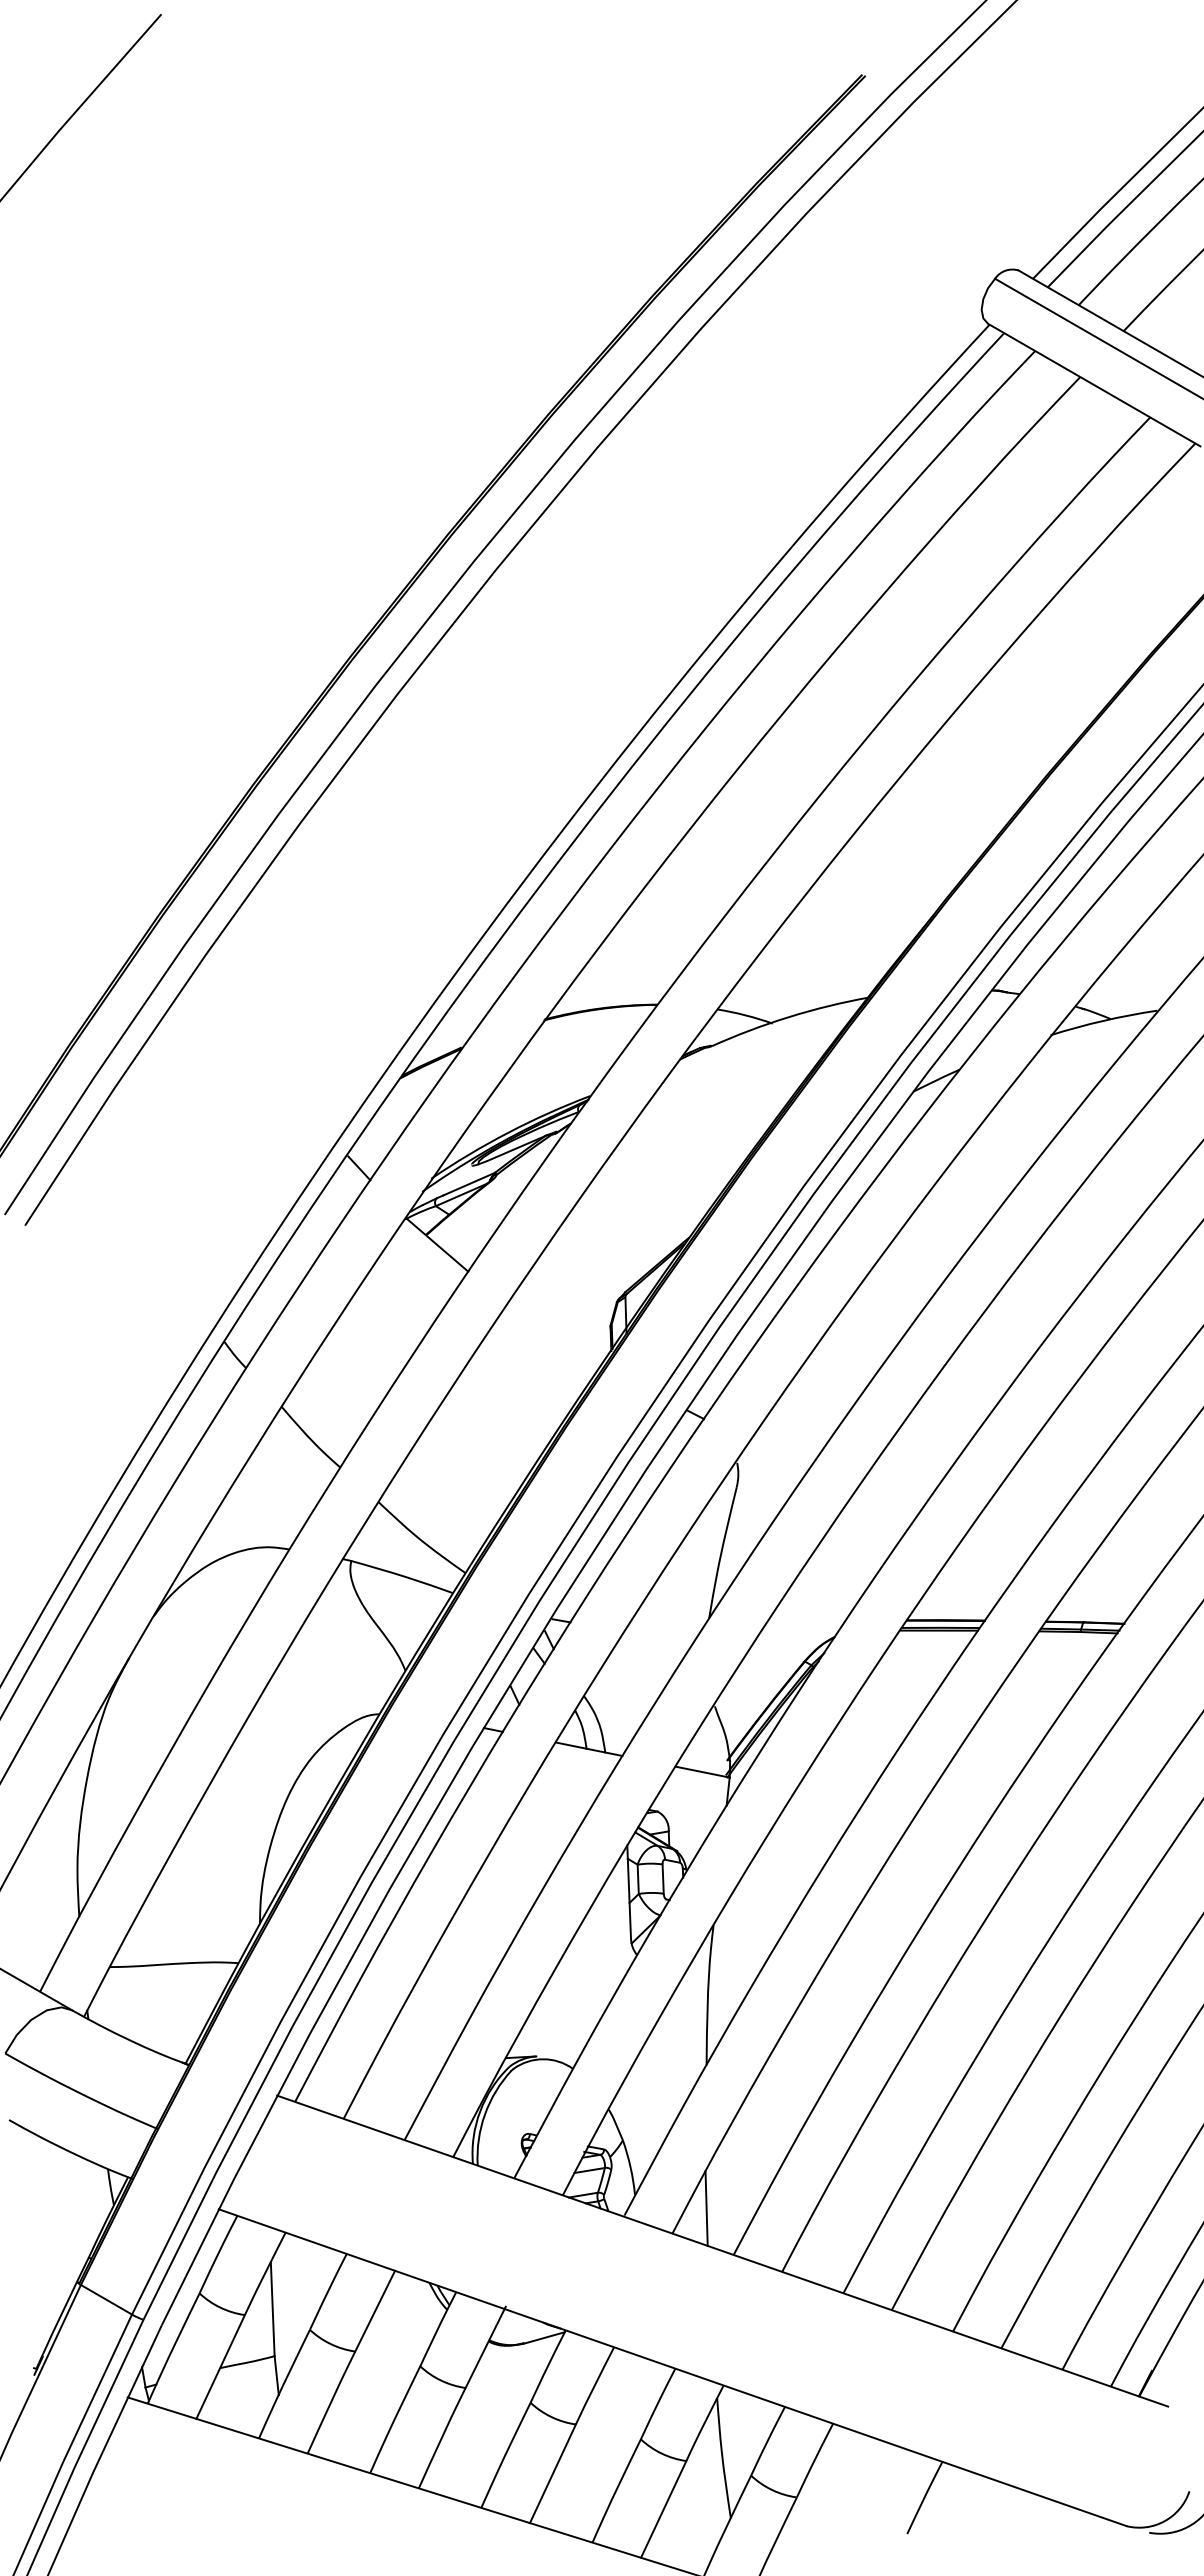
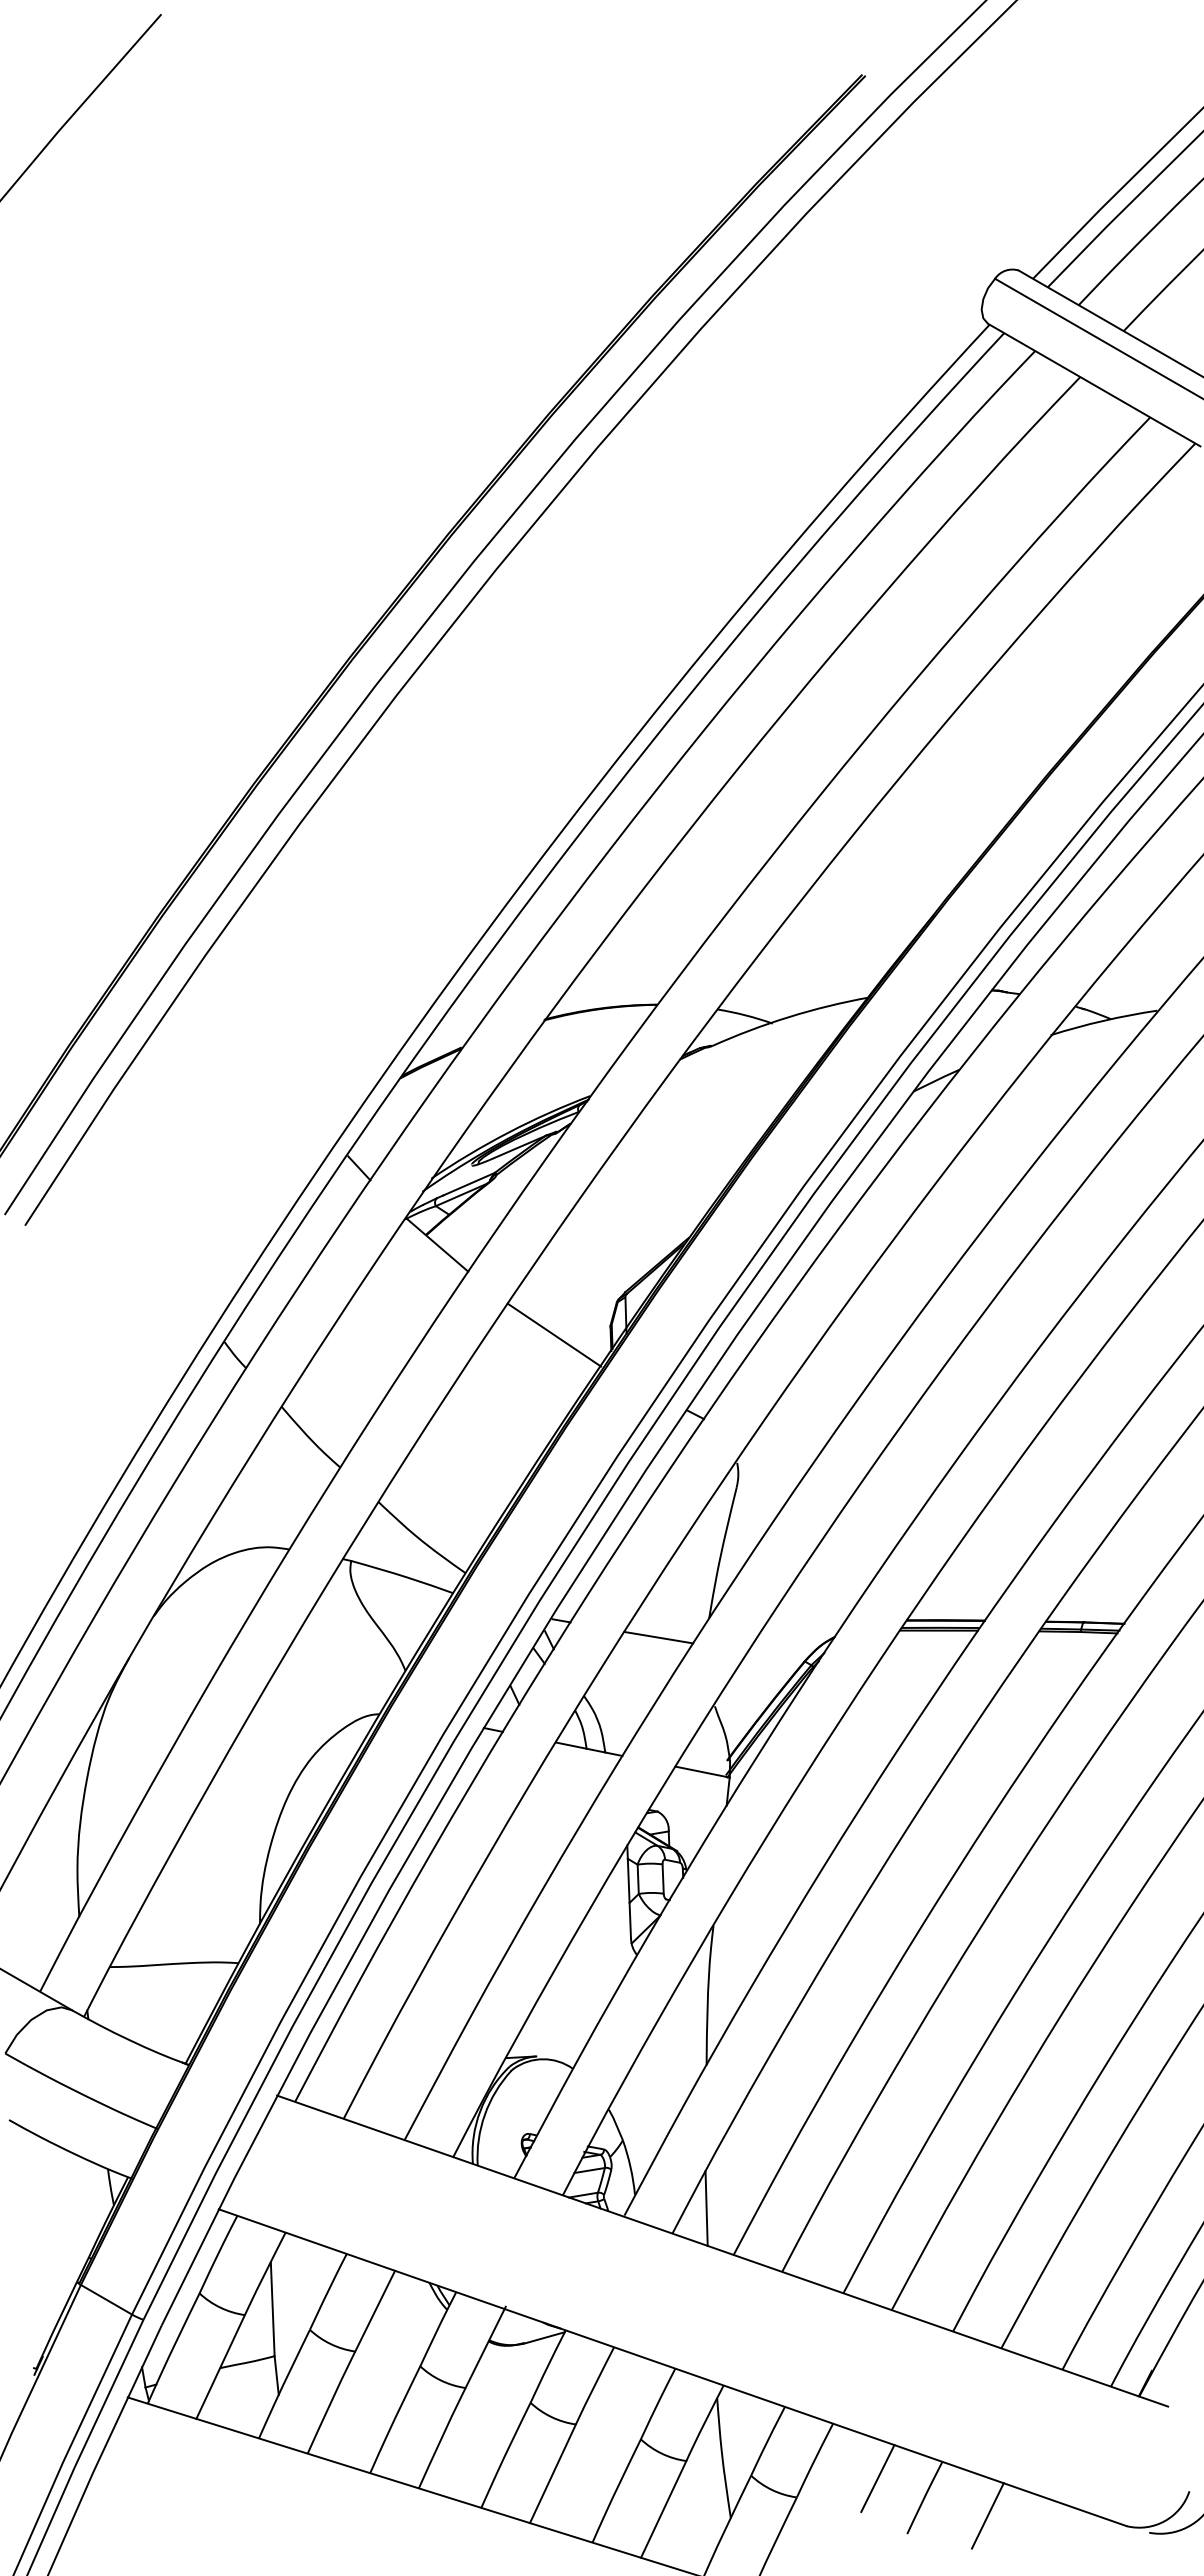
line: none -> present (554, 1334)
line: none -> present (658, 1637)
line: none -> present (877, 2478)
line: none -> present (987, 2515)
